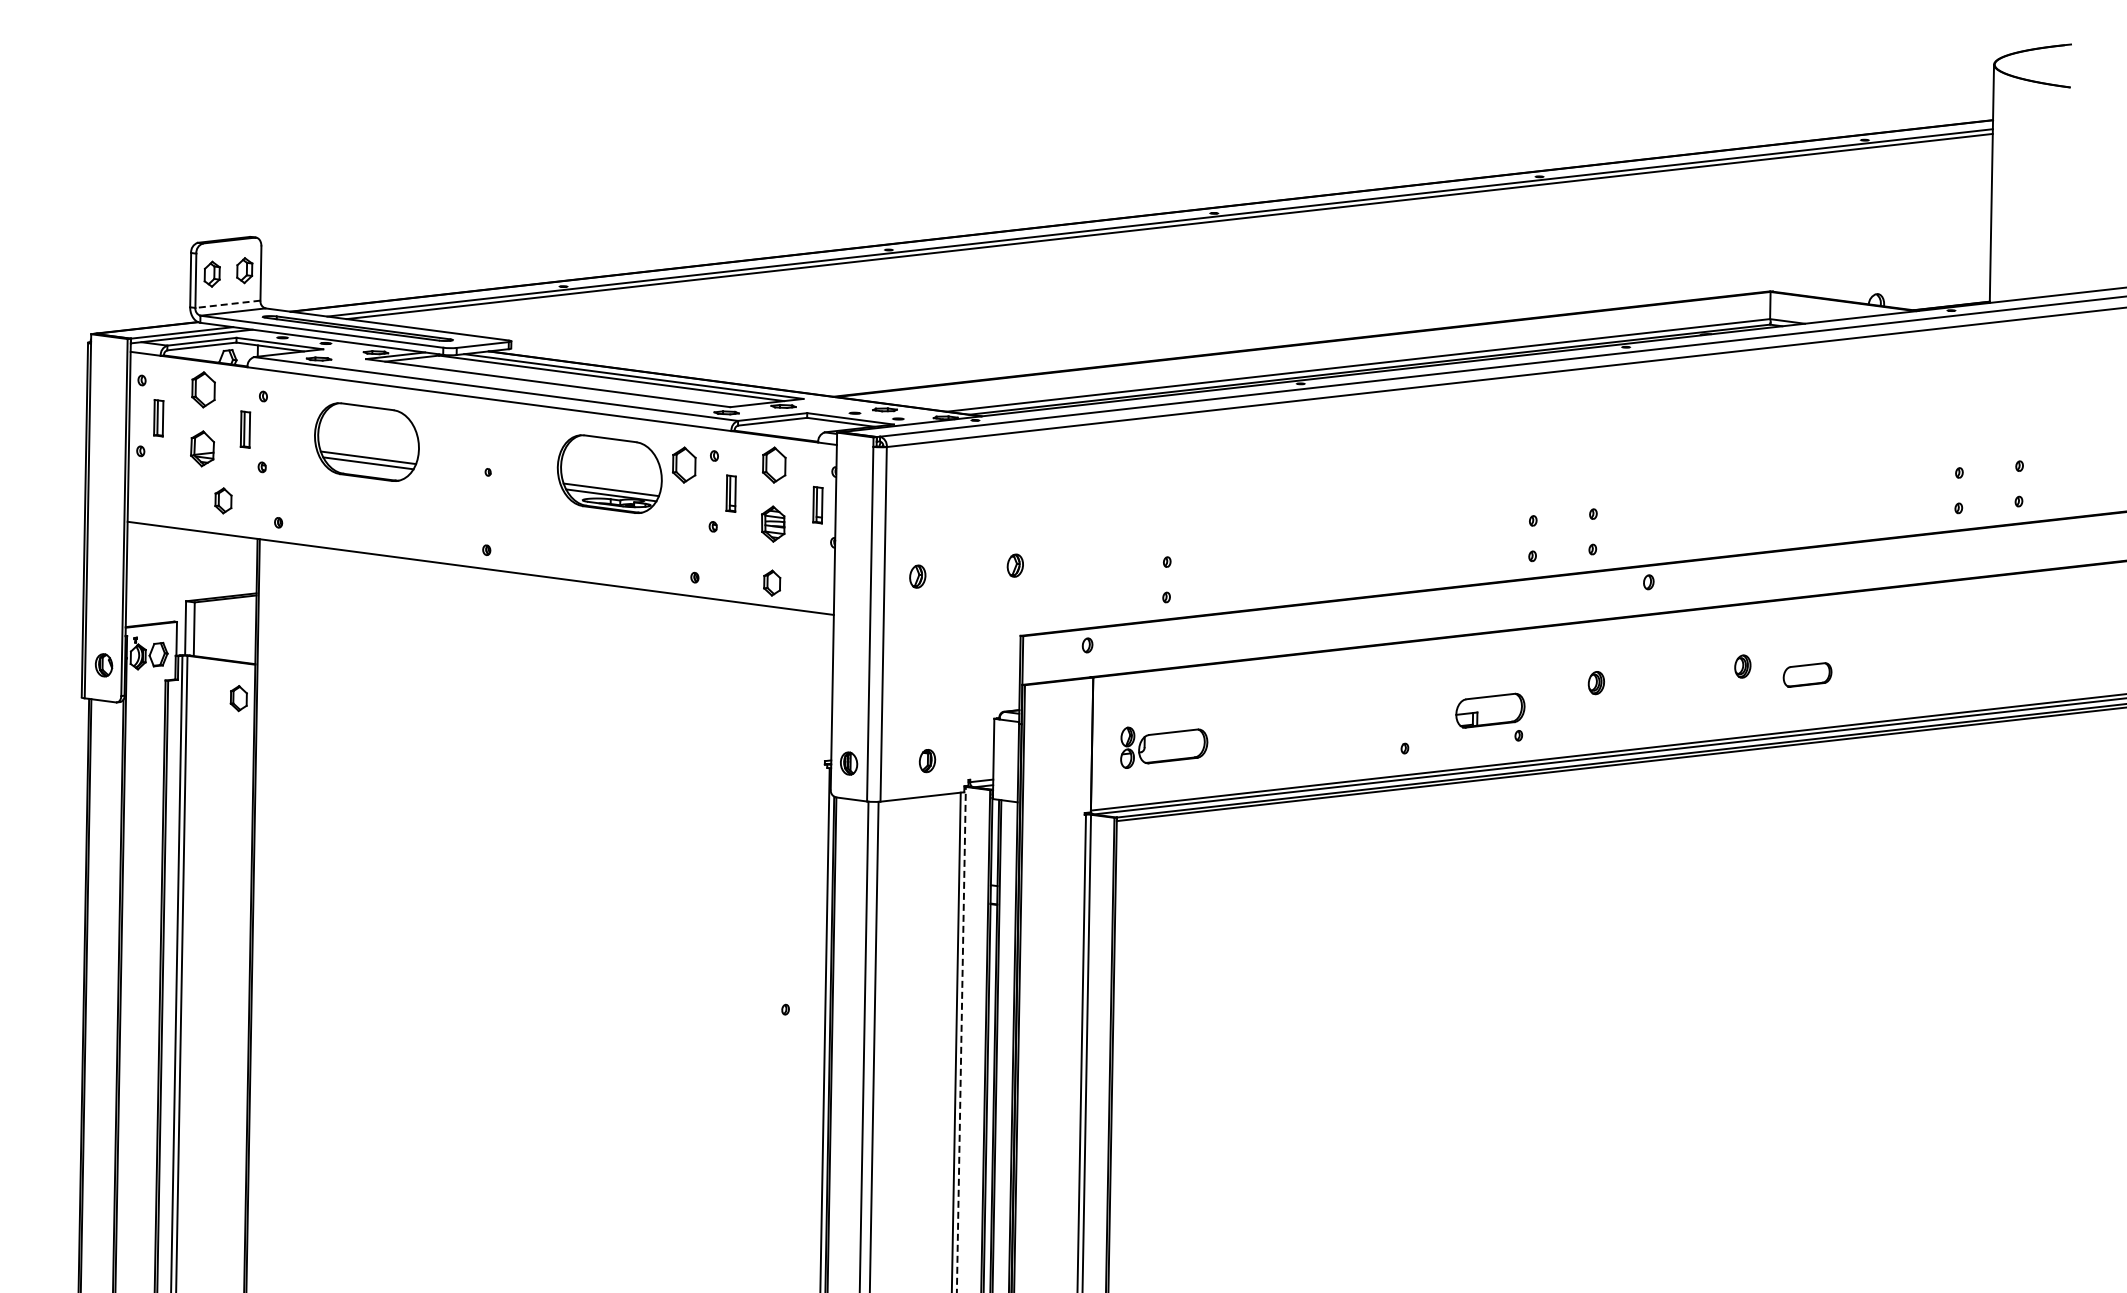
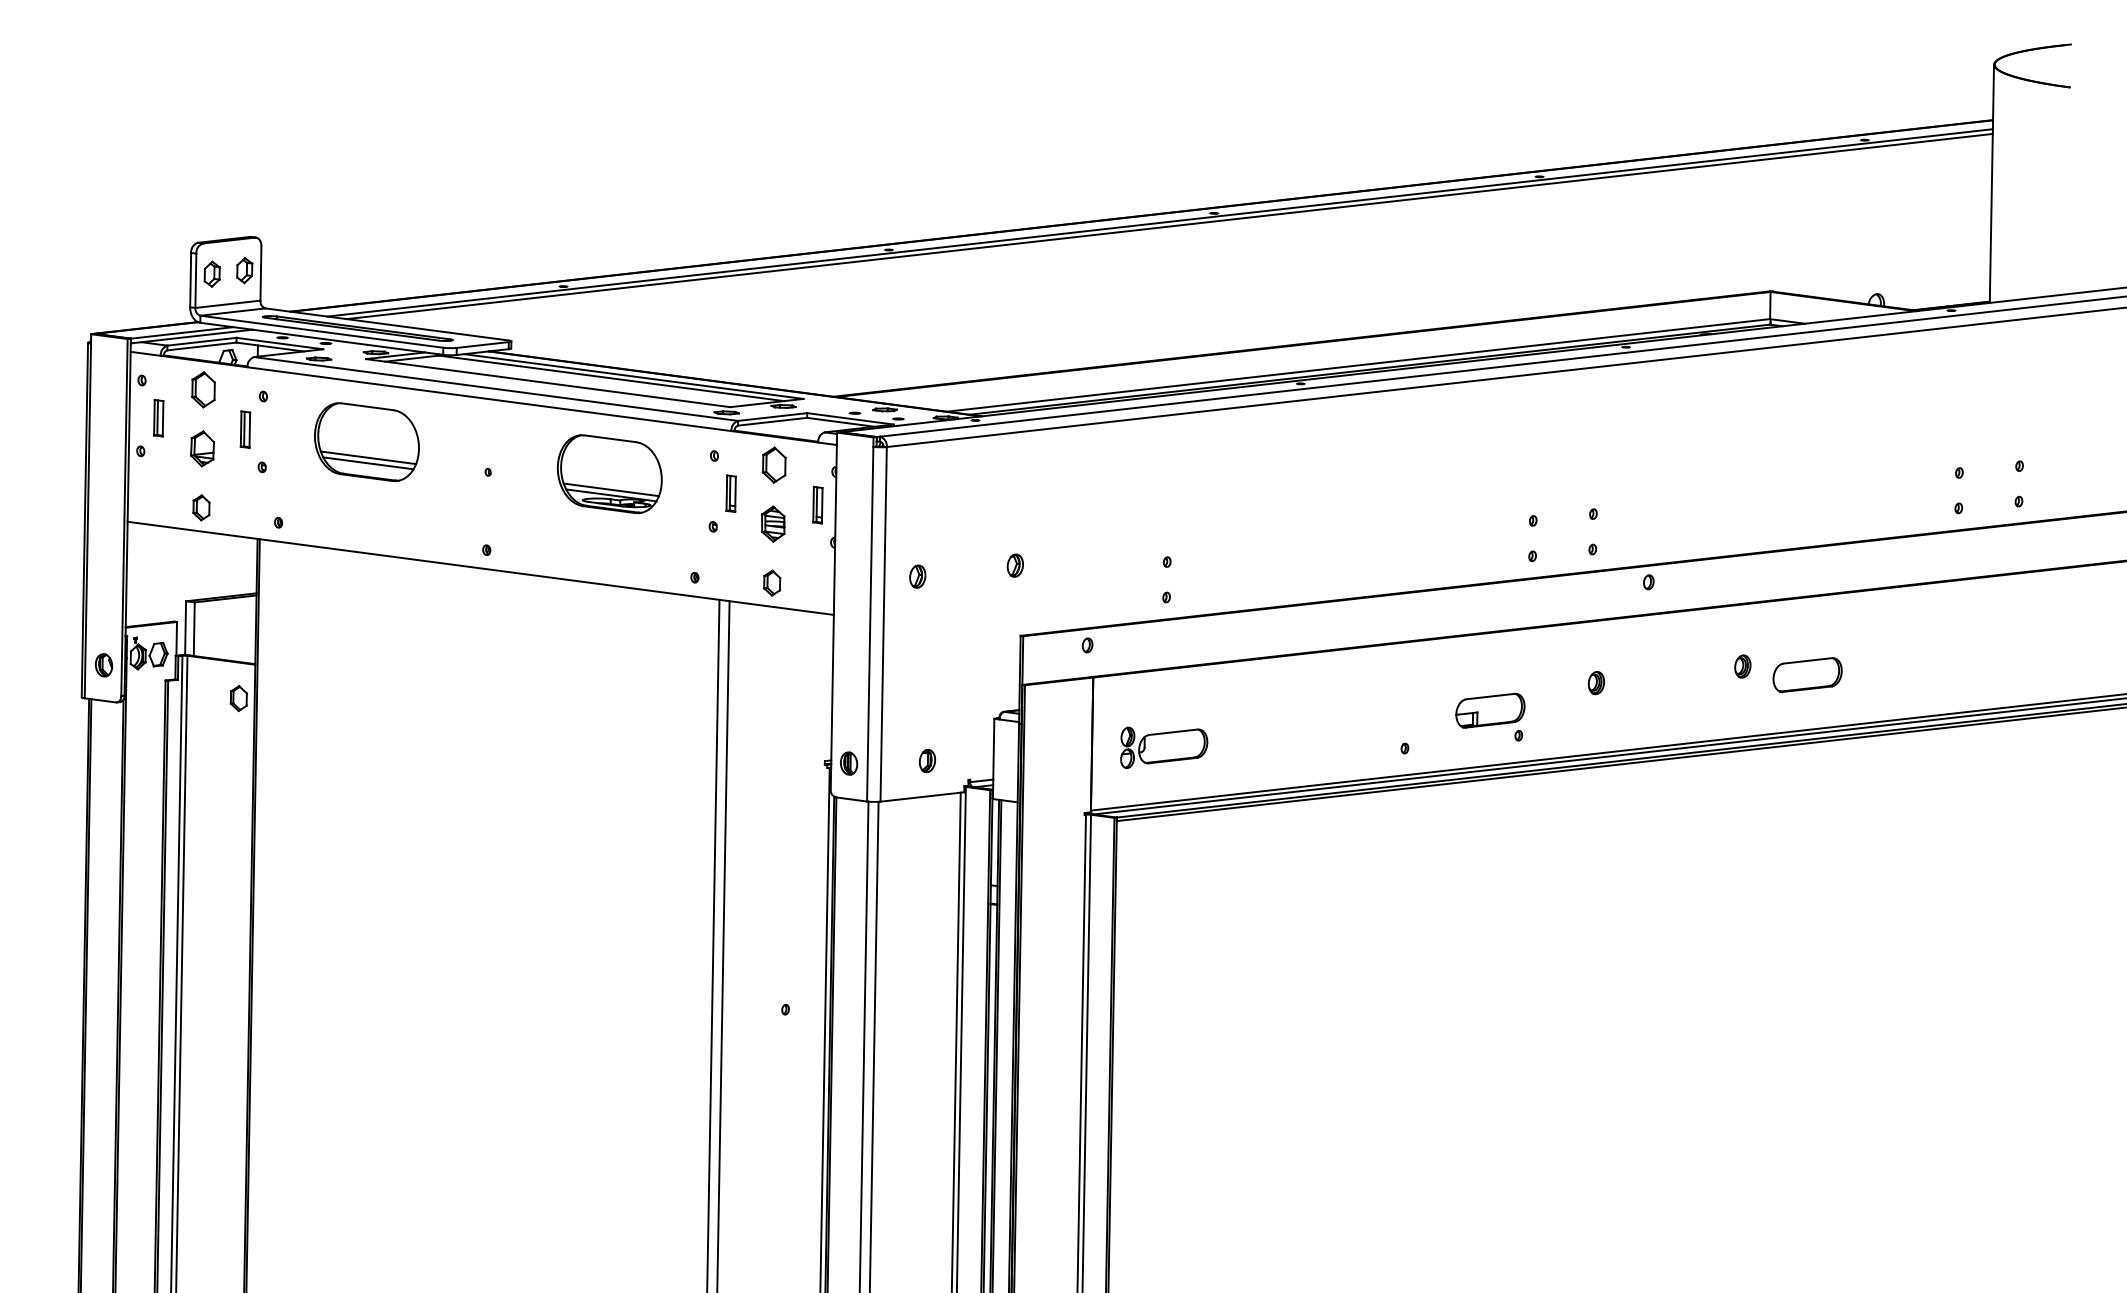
line: dashed -> solid (227, 304)
part: present -> none (684, 464)
part position: (223, 500) -> (201, 507) (201, 507)
part size: 51x26 px -> 71x36 px (1807, 674)
line: none -> present (713, 944)
line: none -> present (723, 945)
line: dashed -> solid (961, 1039)
